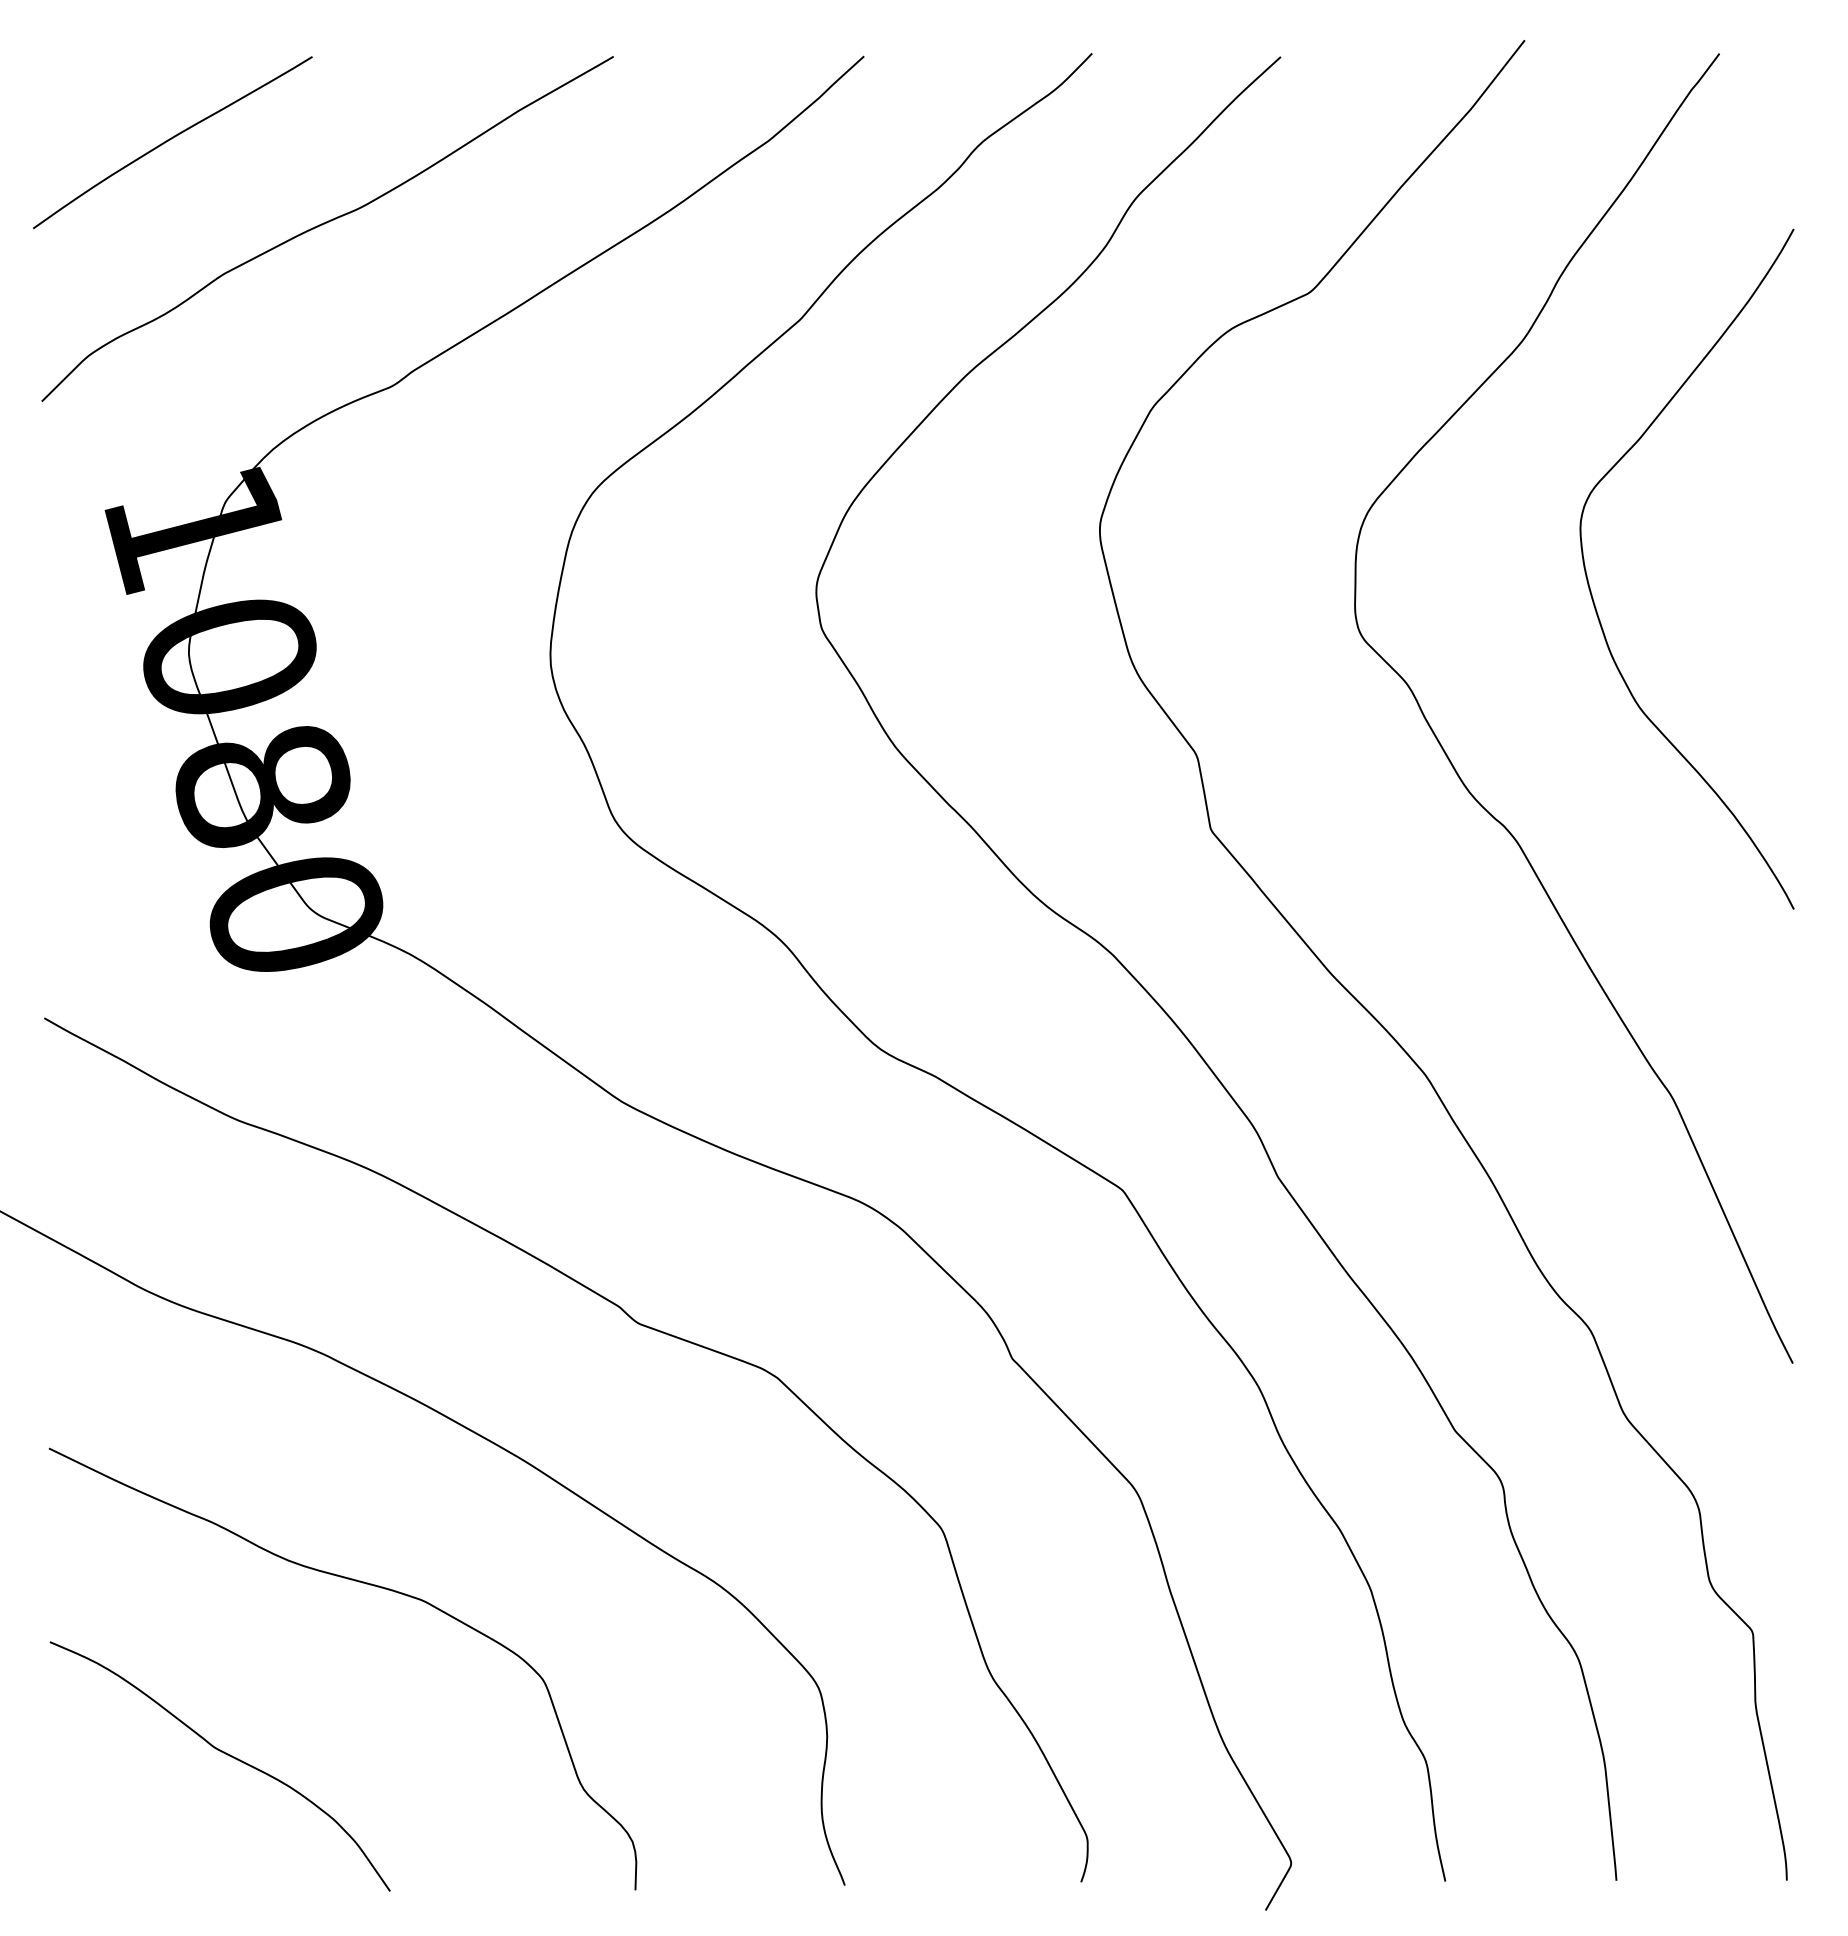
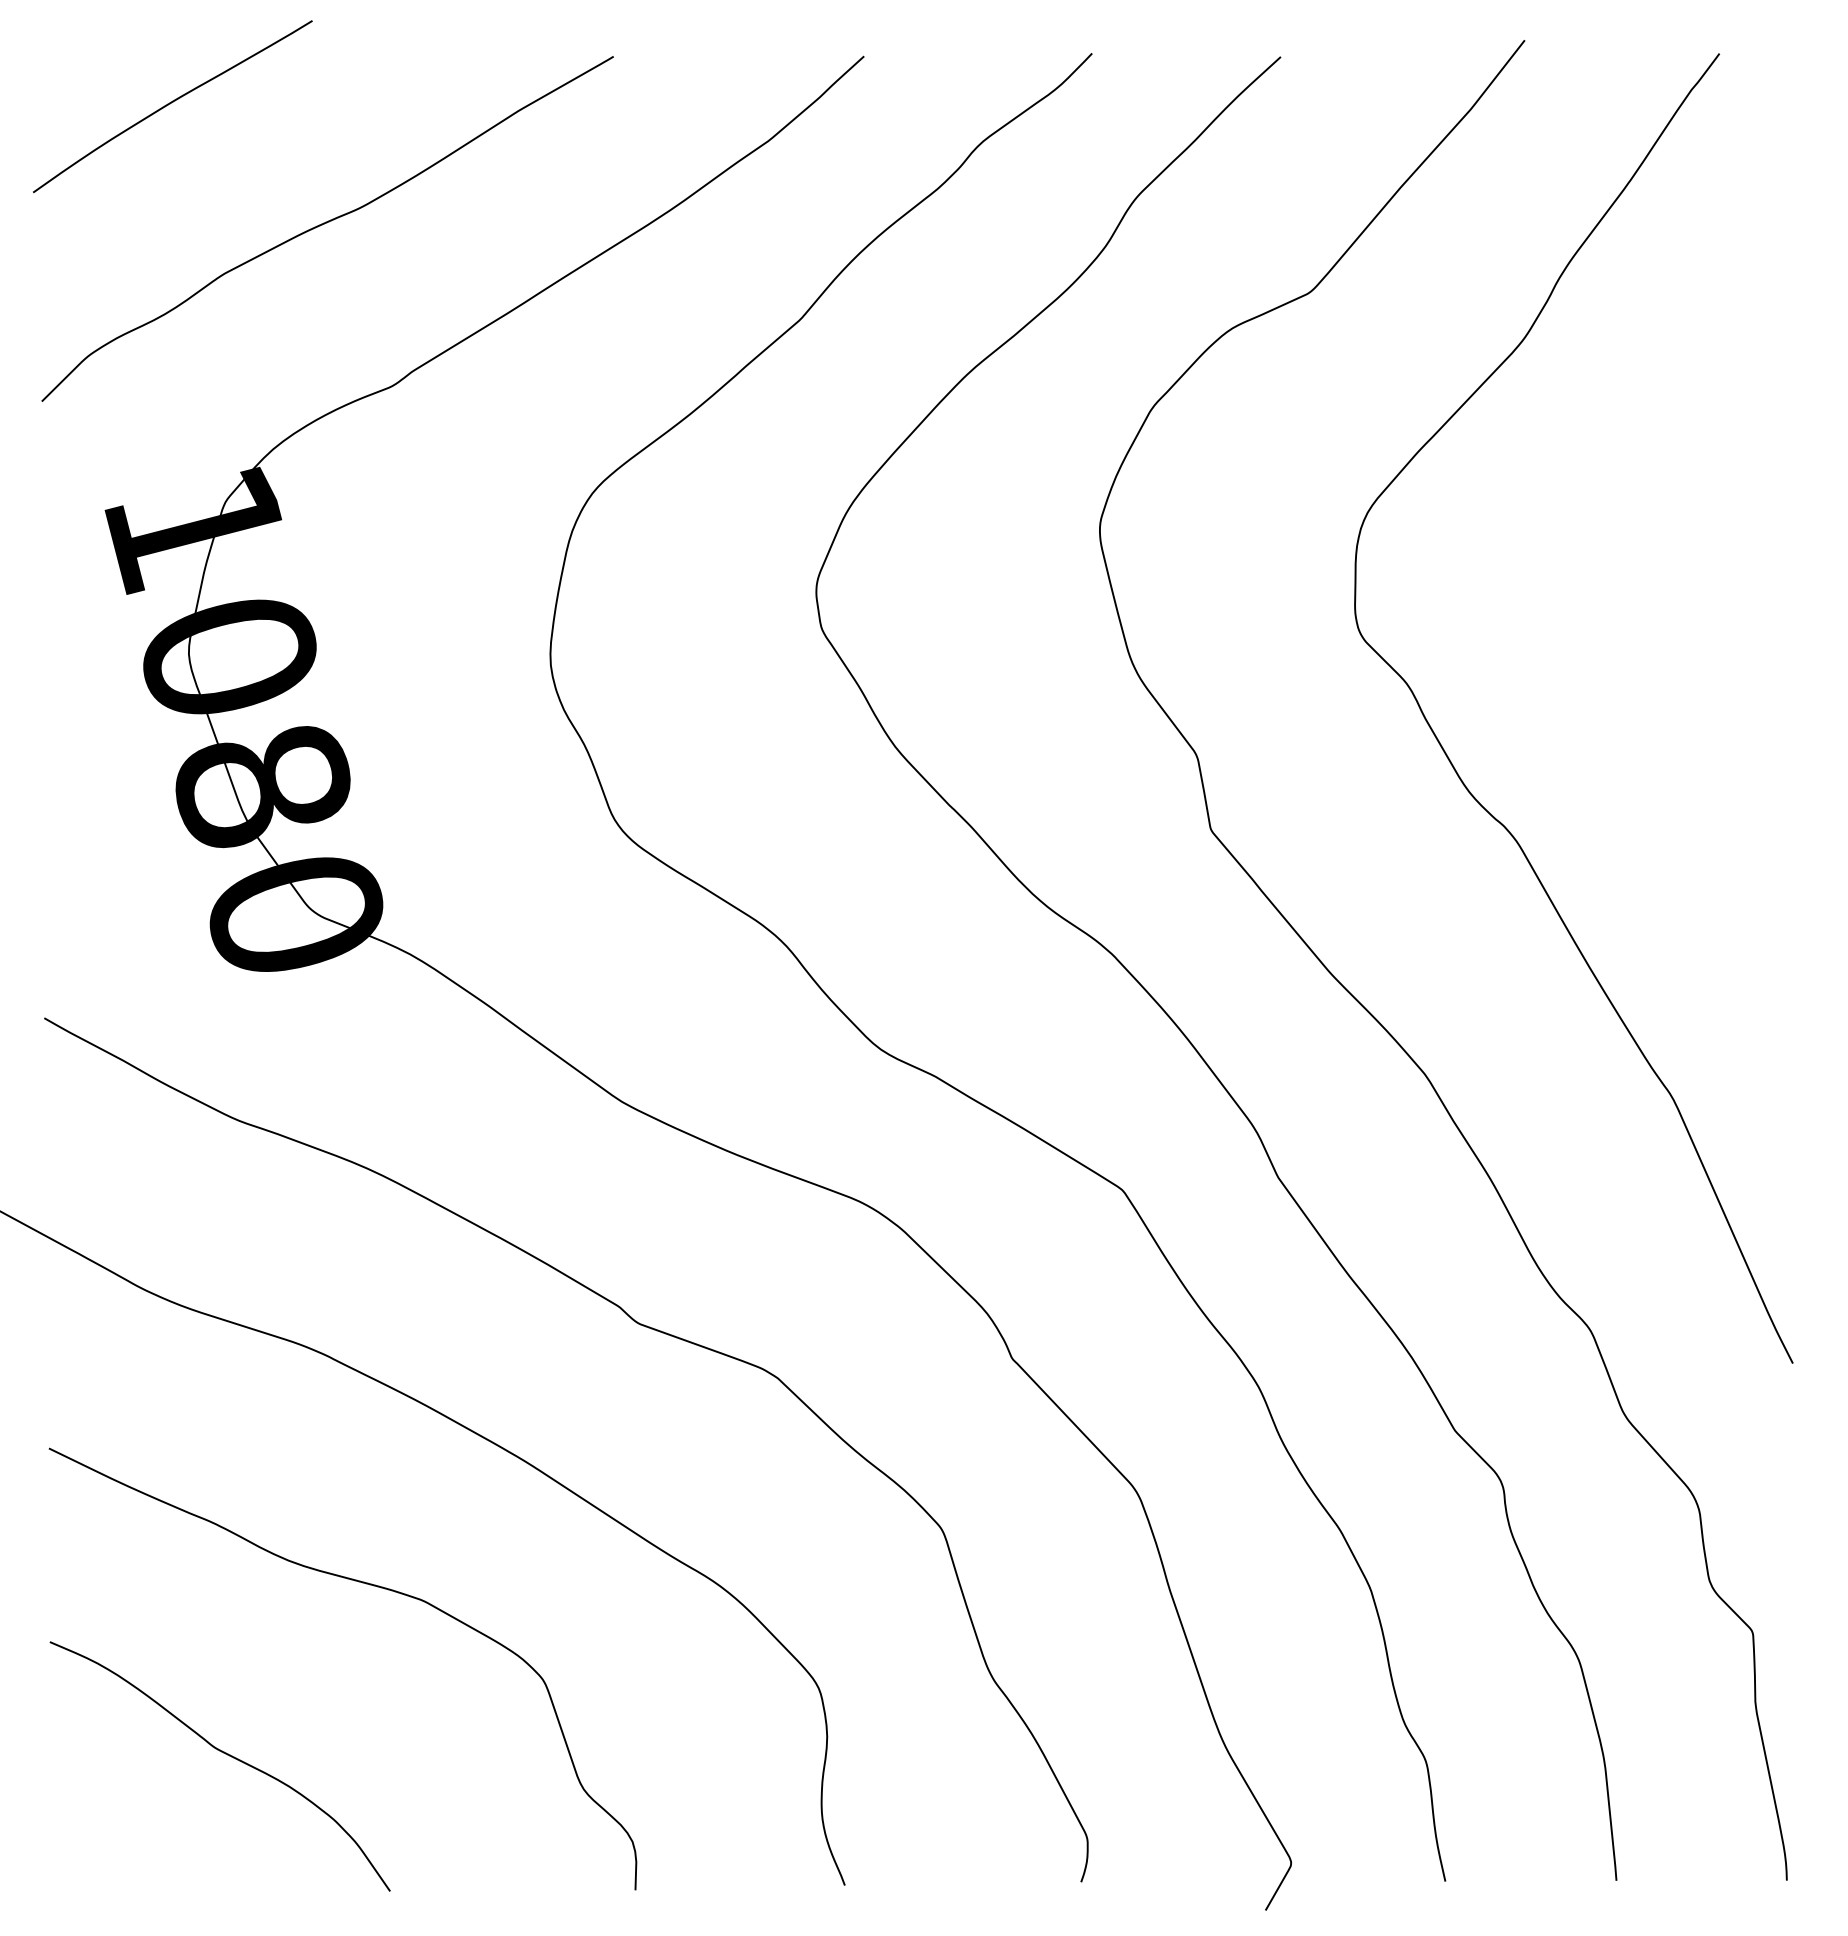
curve position: (170, 140) -> (170, 104) (170, 104)
curve: present -> none (1593, 597)
